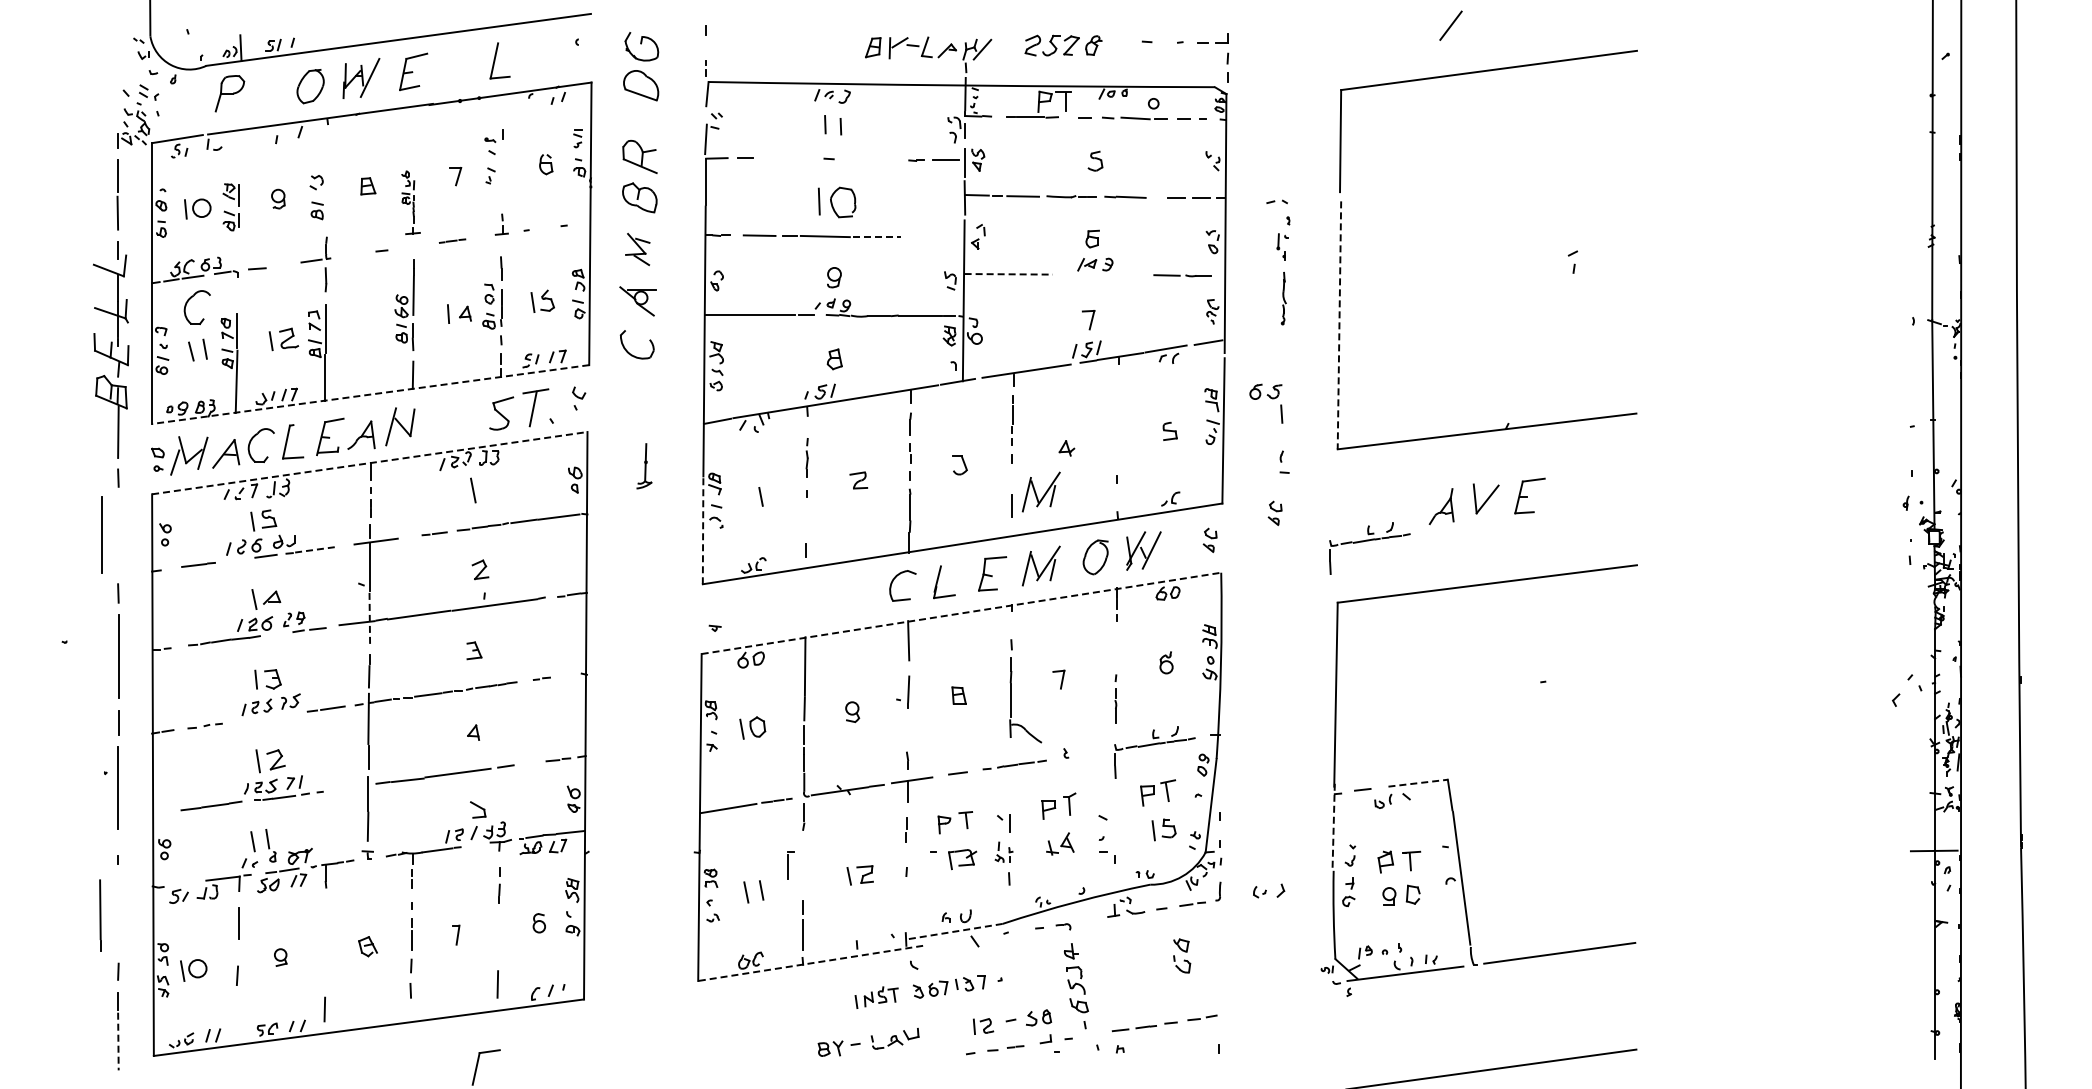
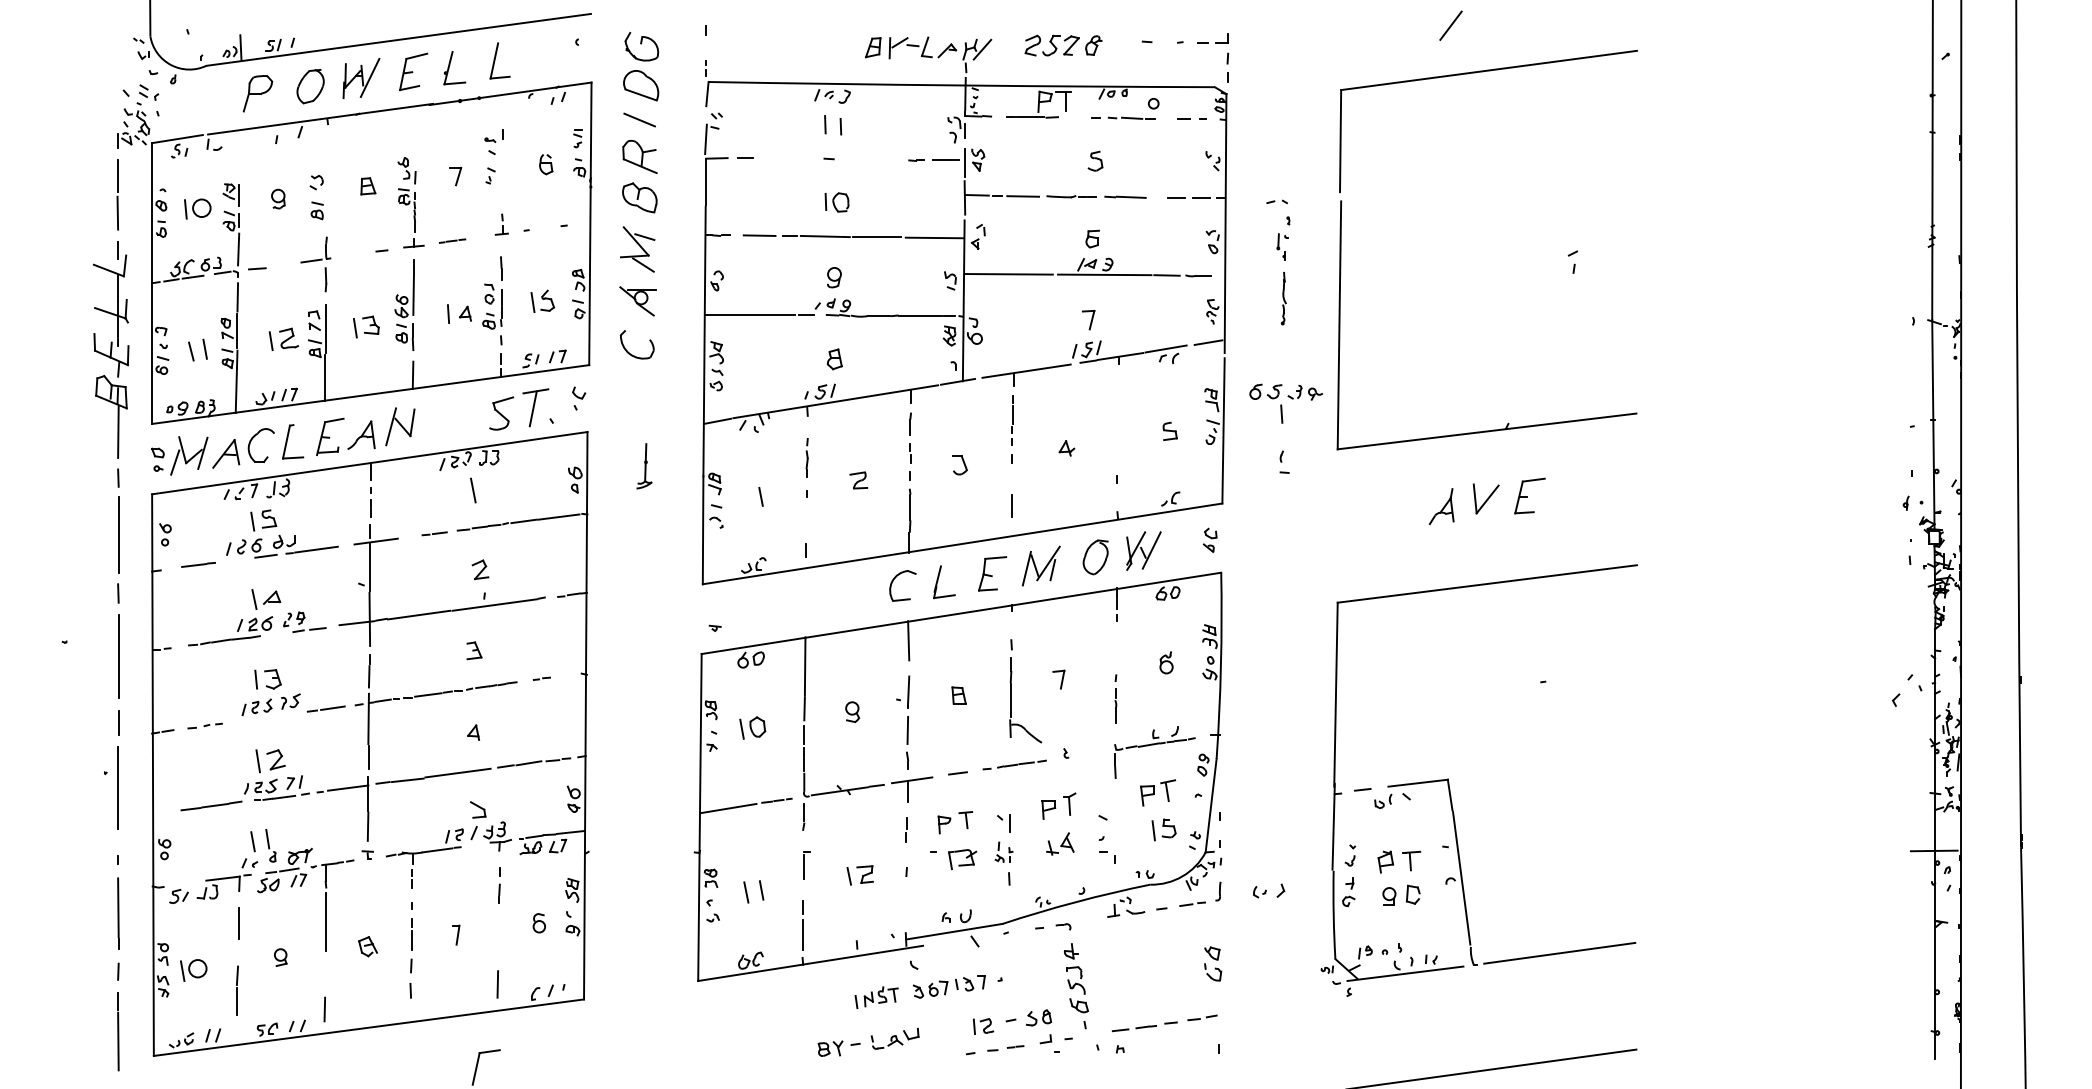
part: none -> present (454, 68)
part position: (229, 93) -> (257, 93) (257, 93)
part size: 90x5 px -> 65x4 px (1123, 117)
line: none -> present (639, 119)
part size: 20x65 px -> 28x92 px (410, 202)
part size: 39x33 px -> 26x21 px (836, 202)
line: dashed -> solid (876, 237)
line: none -> present (934, 237)
line: none -> present (238, 249)
part size: 26x35 px -> 36x47 px (637, 249)
line: dashed -> solid (1009, 274)
line: none -> present (1104, 274)
line: none -> present (237, 297)
part: present -> none (187, 303)
line: dashed -> solid (1339, 325)
part: none -> present (366, 326)
part: none -> present (1304, 392)
line: dashed -> solid (370, 394)
line: dashed -> solid (369, 463)
part: present -> none (1040, 491)
part: present -> none (1274, 512)
line: dashed -> solid (703, 530)
line position: (101, 534) -> (118, 534) (118, 534)
part: present -> none (1369, 541)
line: dashed -> solid (316, 549)
line: dashed -> solid (961, 613)
line: dashed -> solid (369, 619)
line: none -> present (907, 729)
line: none -> present (528, 763)
line: dashed -> solid (1418, 783)
line: none -> present (348, 787)
line: dashed -> solid (1333, 826)
part position: (790, 865) -> (806, 865) (806, 865)
line position: (100, 915) -> (118, 913) (118, 913)
line: none -> present (325, 921)
line: dashed -> solid (954, 931)
part position: (1182, 955) -> (1213, 963) (1213, 963)
line: dashed -> solid (810, 963)
line: none -> present (236, 1001)
line: dashed -> solid (118, 1041)
